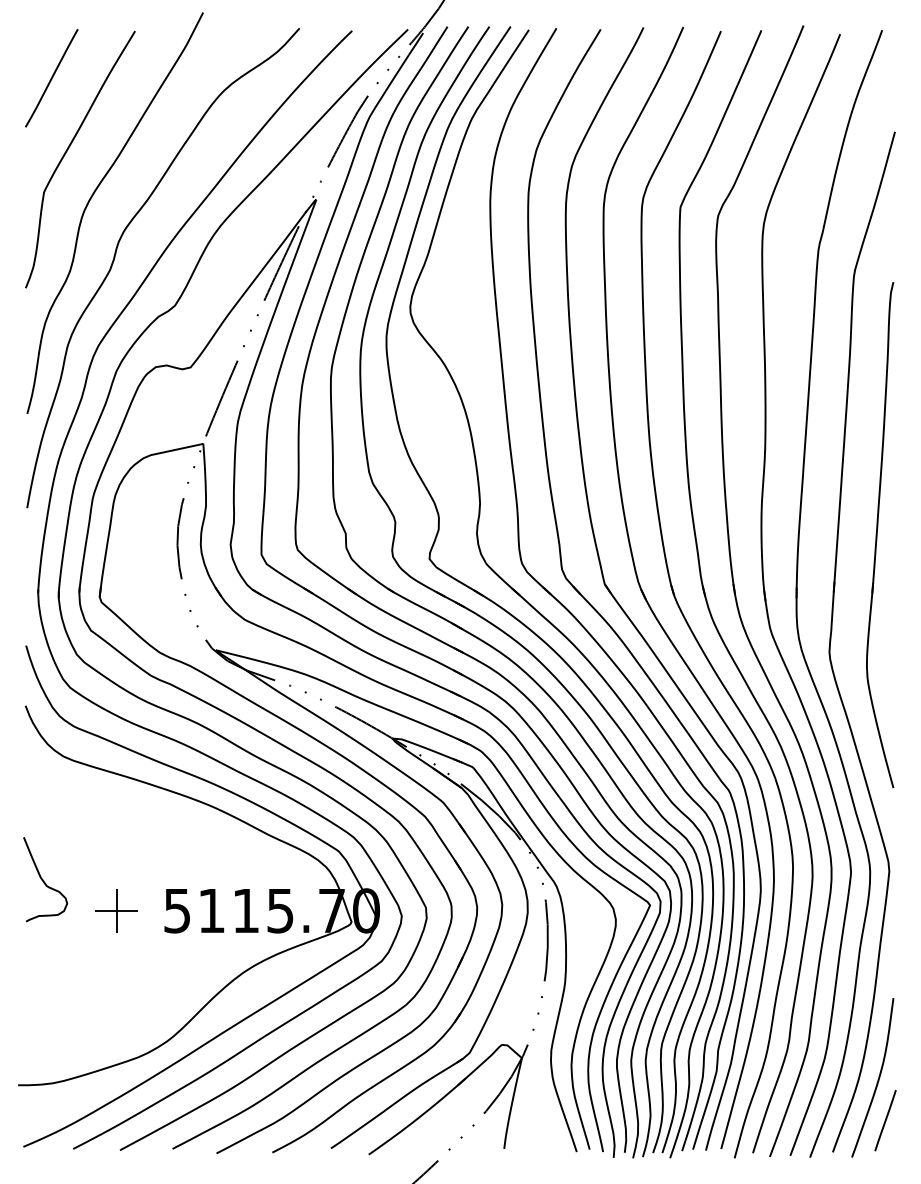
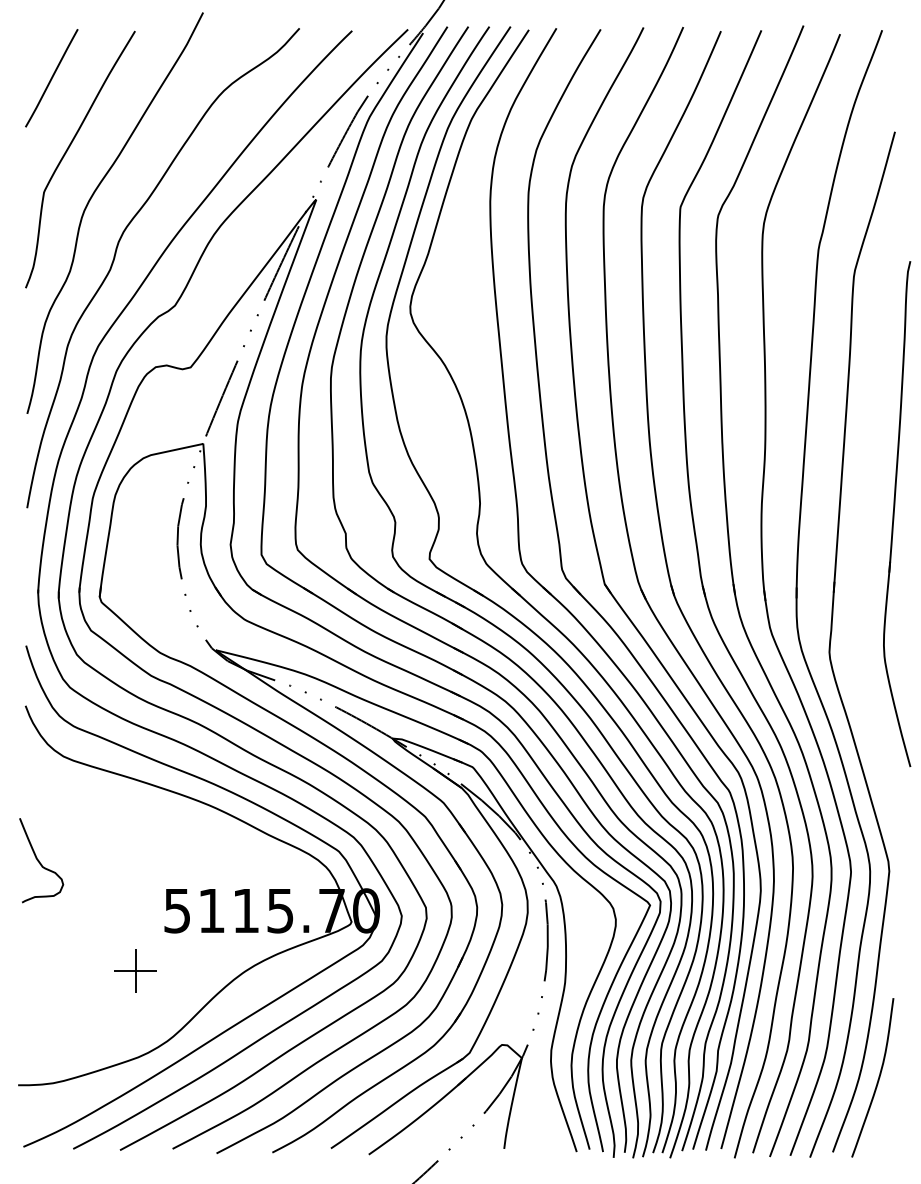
part position: (880, 535) -> (897, 514) (897, 514)
curve position: (43, 879) -> (39, 860) (39, 860)
part position: (116, 910) -> (135, 970) (135, 970)
line: present -> none (885, 1120)
